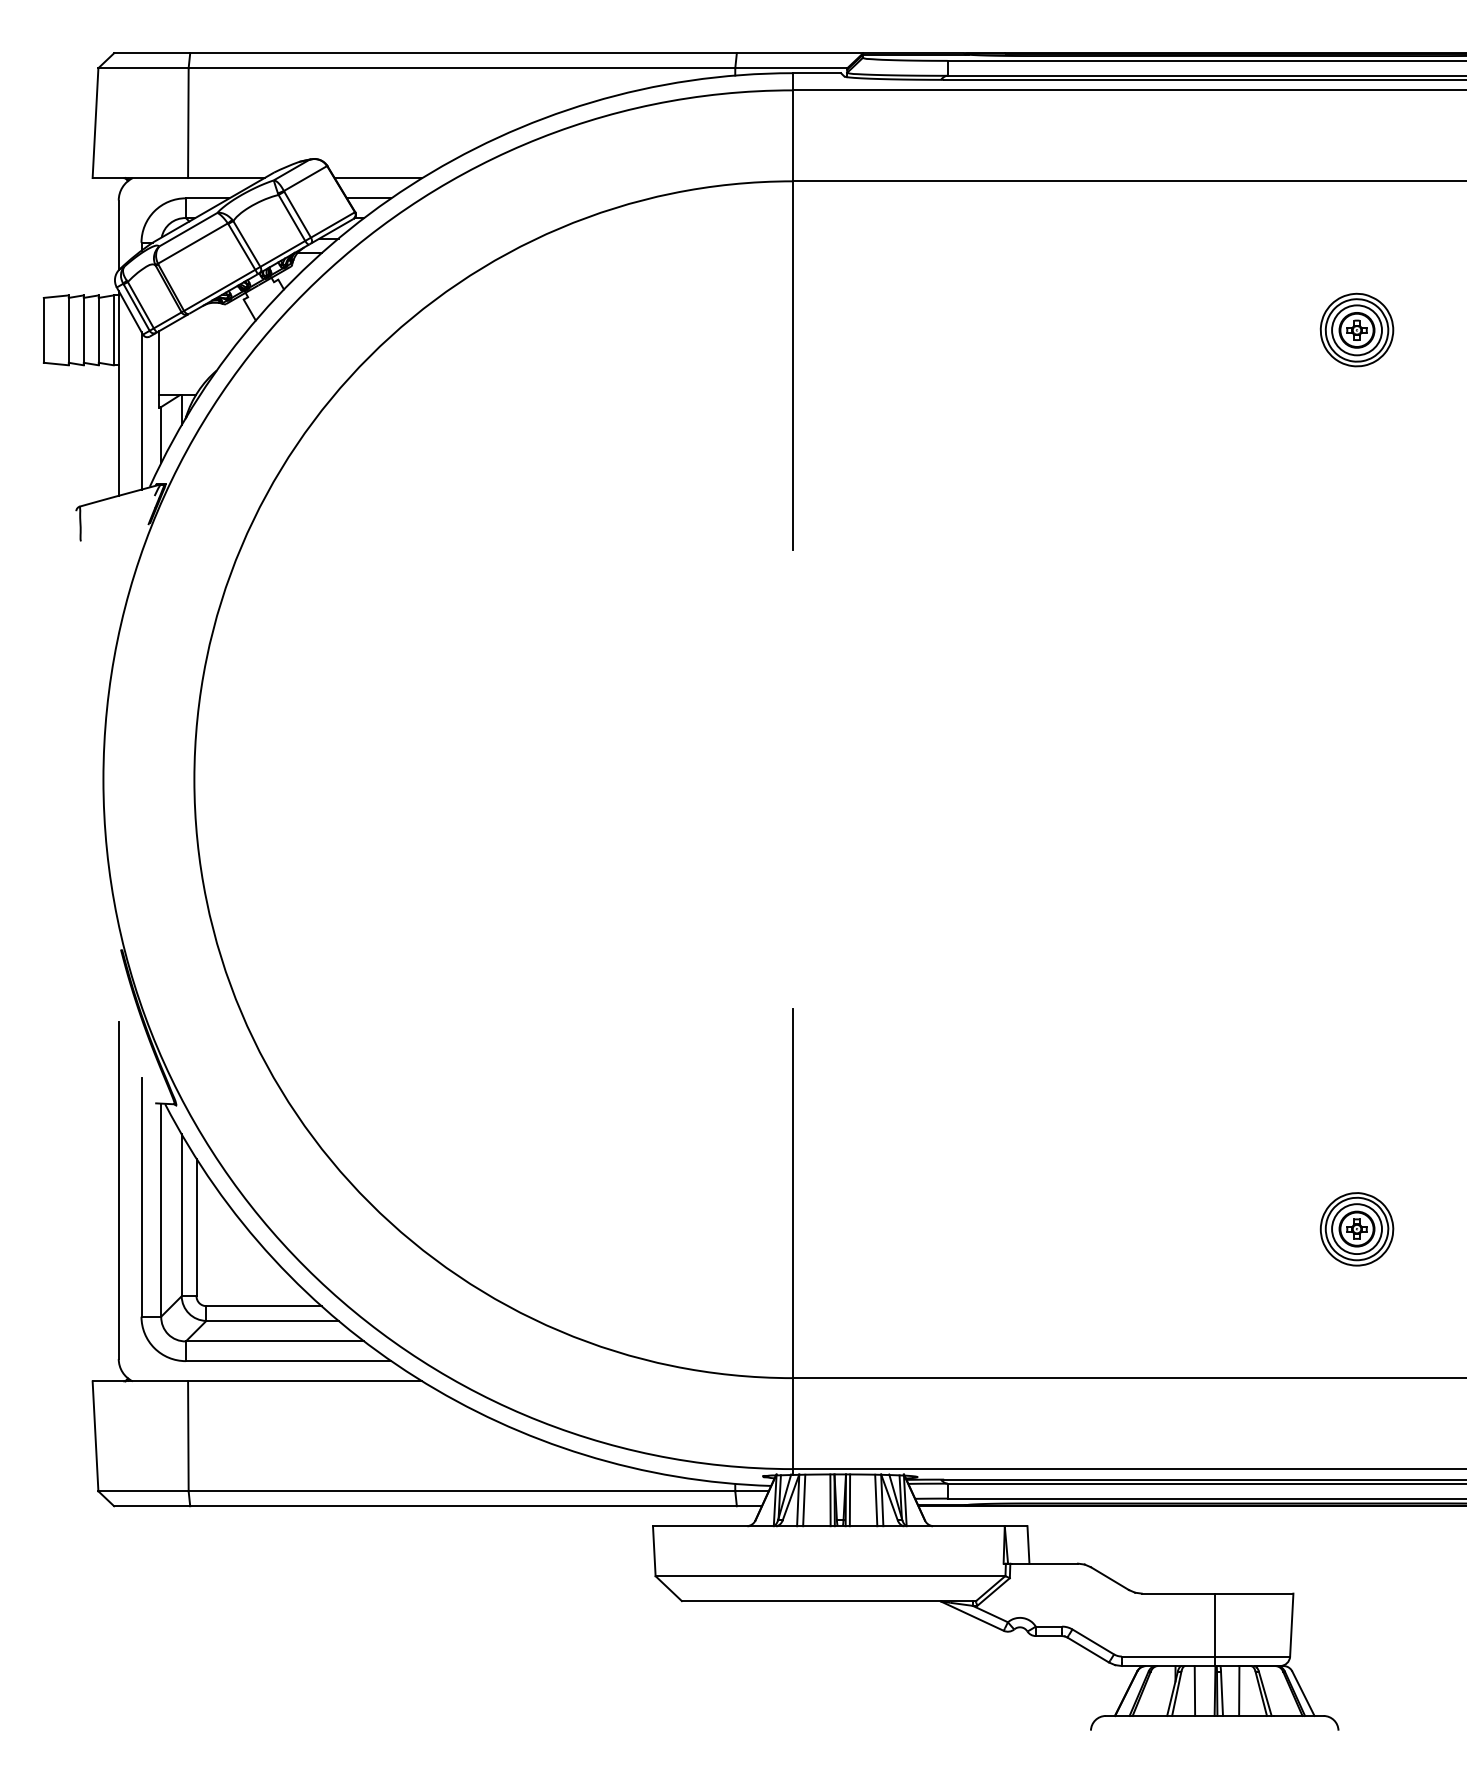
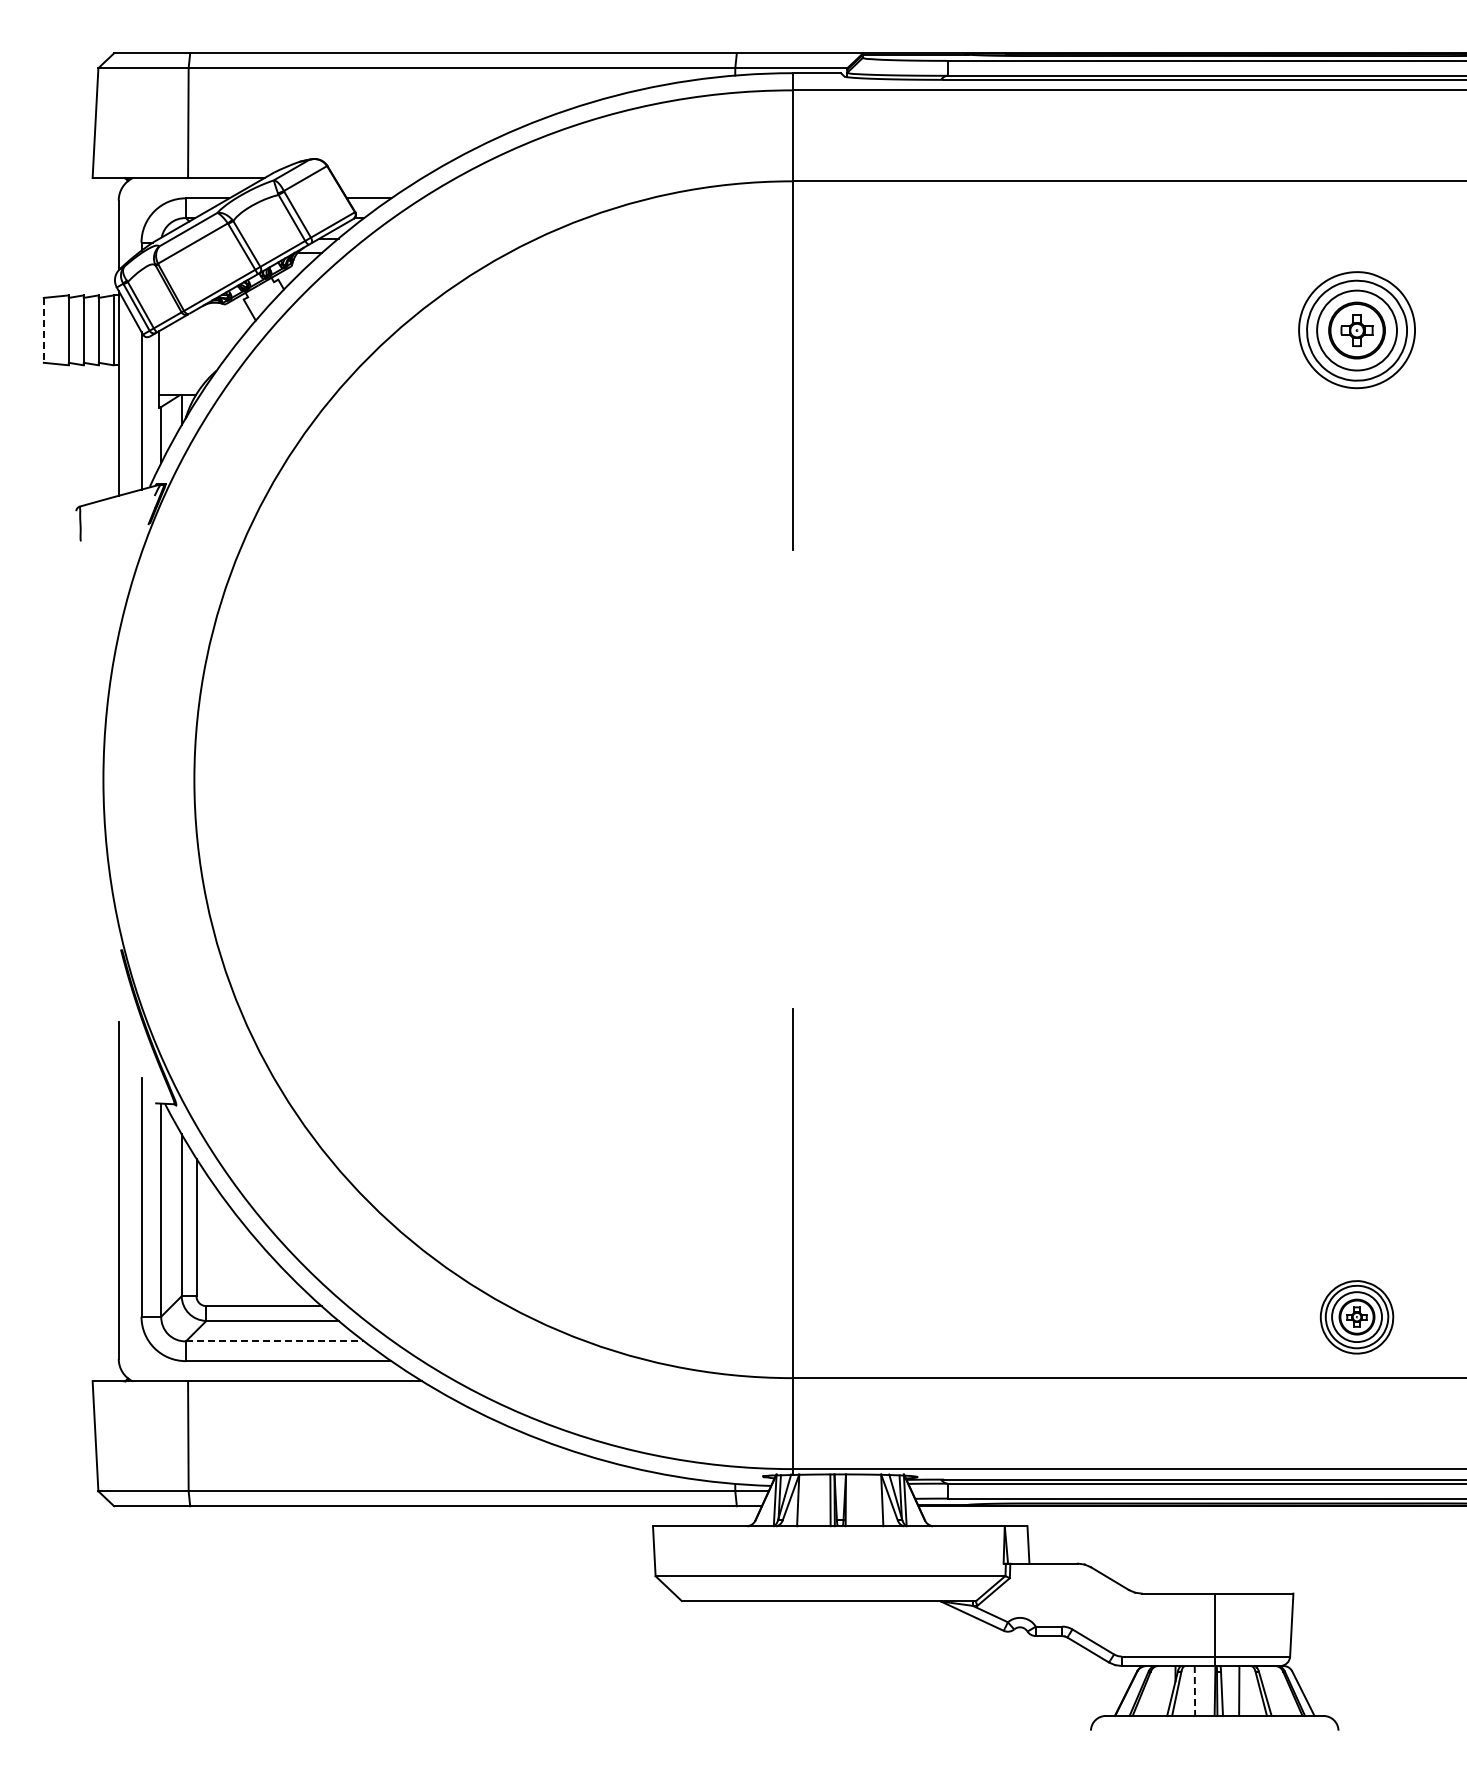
line: present -> none (378, 178)
part size: 76x76 px -> 118x119 px (1356, 330)
line: solid -> dashed (43, 330)
part position: (1356, 1229) -> (1356, 1317) (1356, 1317)
line: solid -> dashed (275, 1341)
line: present -> none (804, 1500)
line: present -> none (849, 1500)
line: present -> none (876, 1500)
line: solid -> dashed (1194, 1690)
